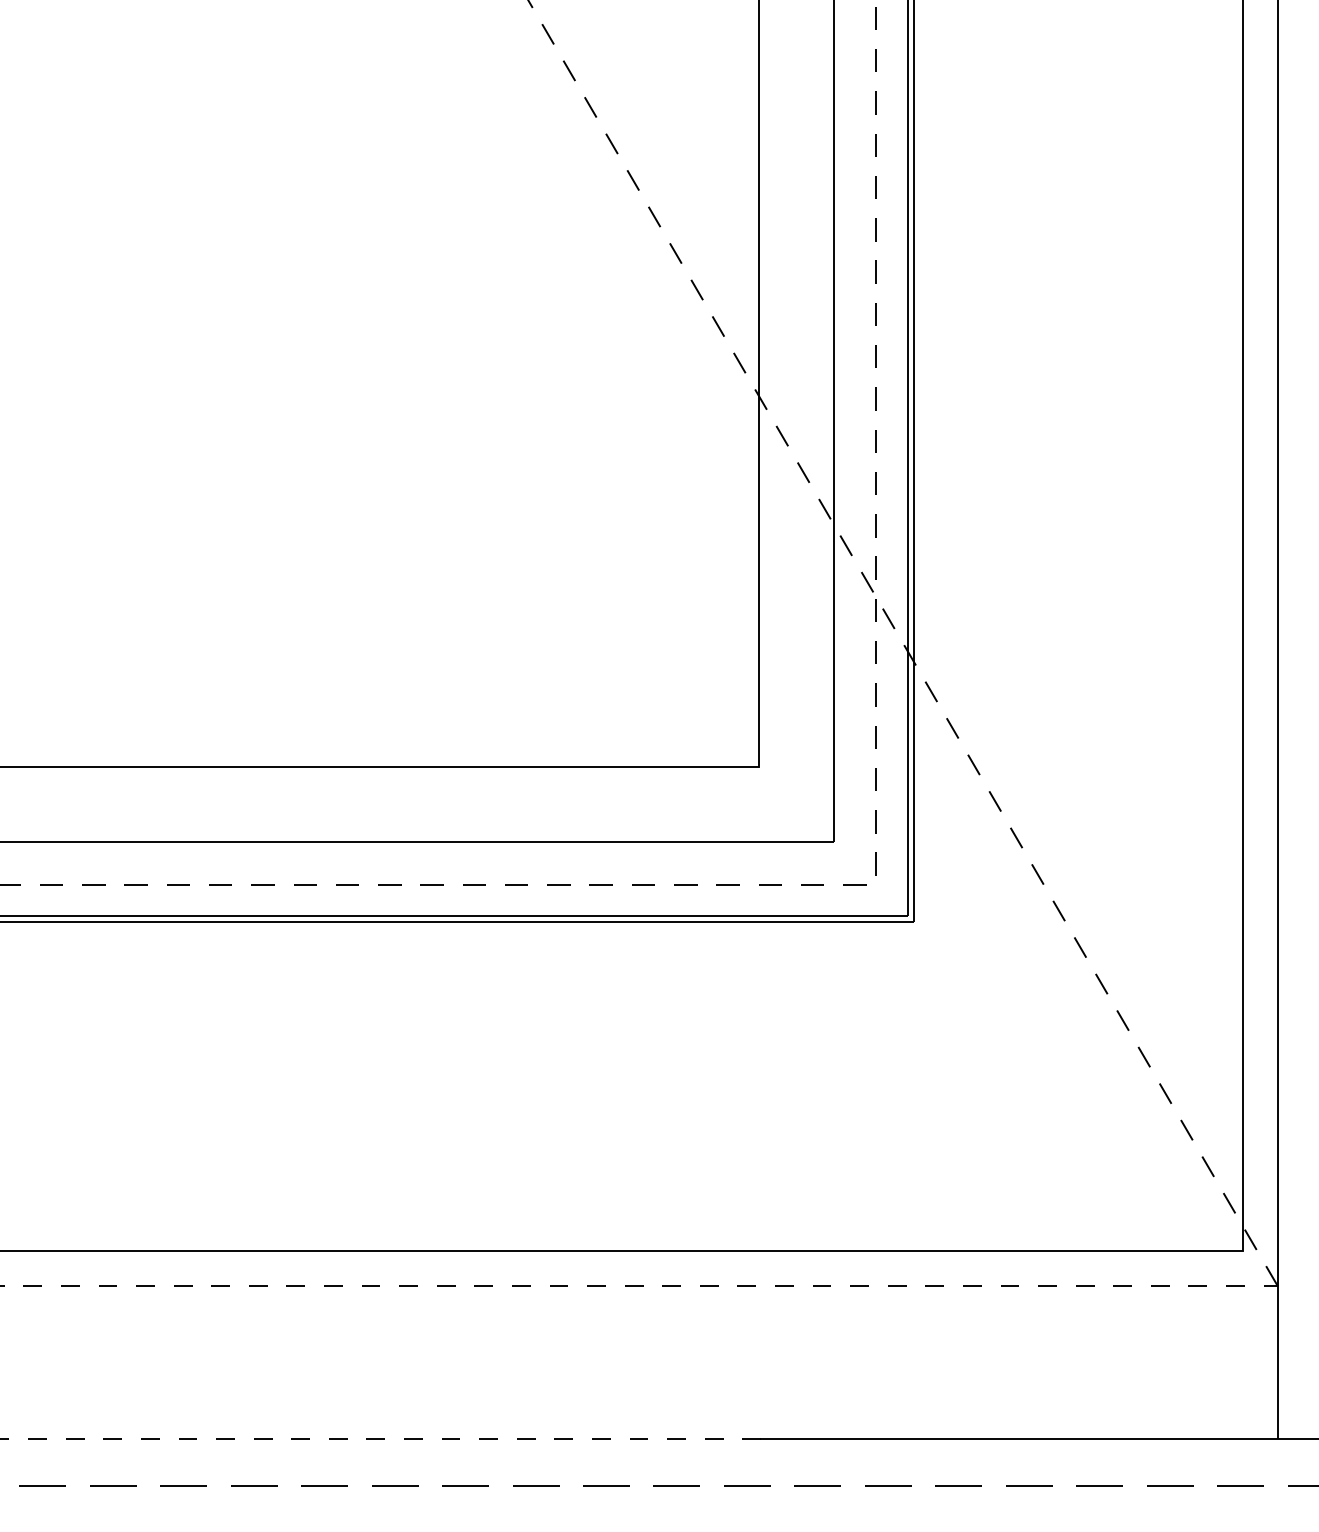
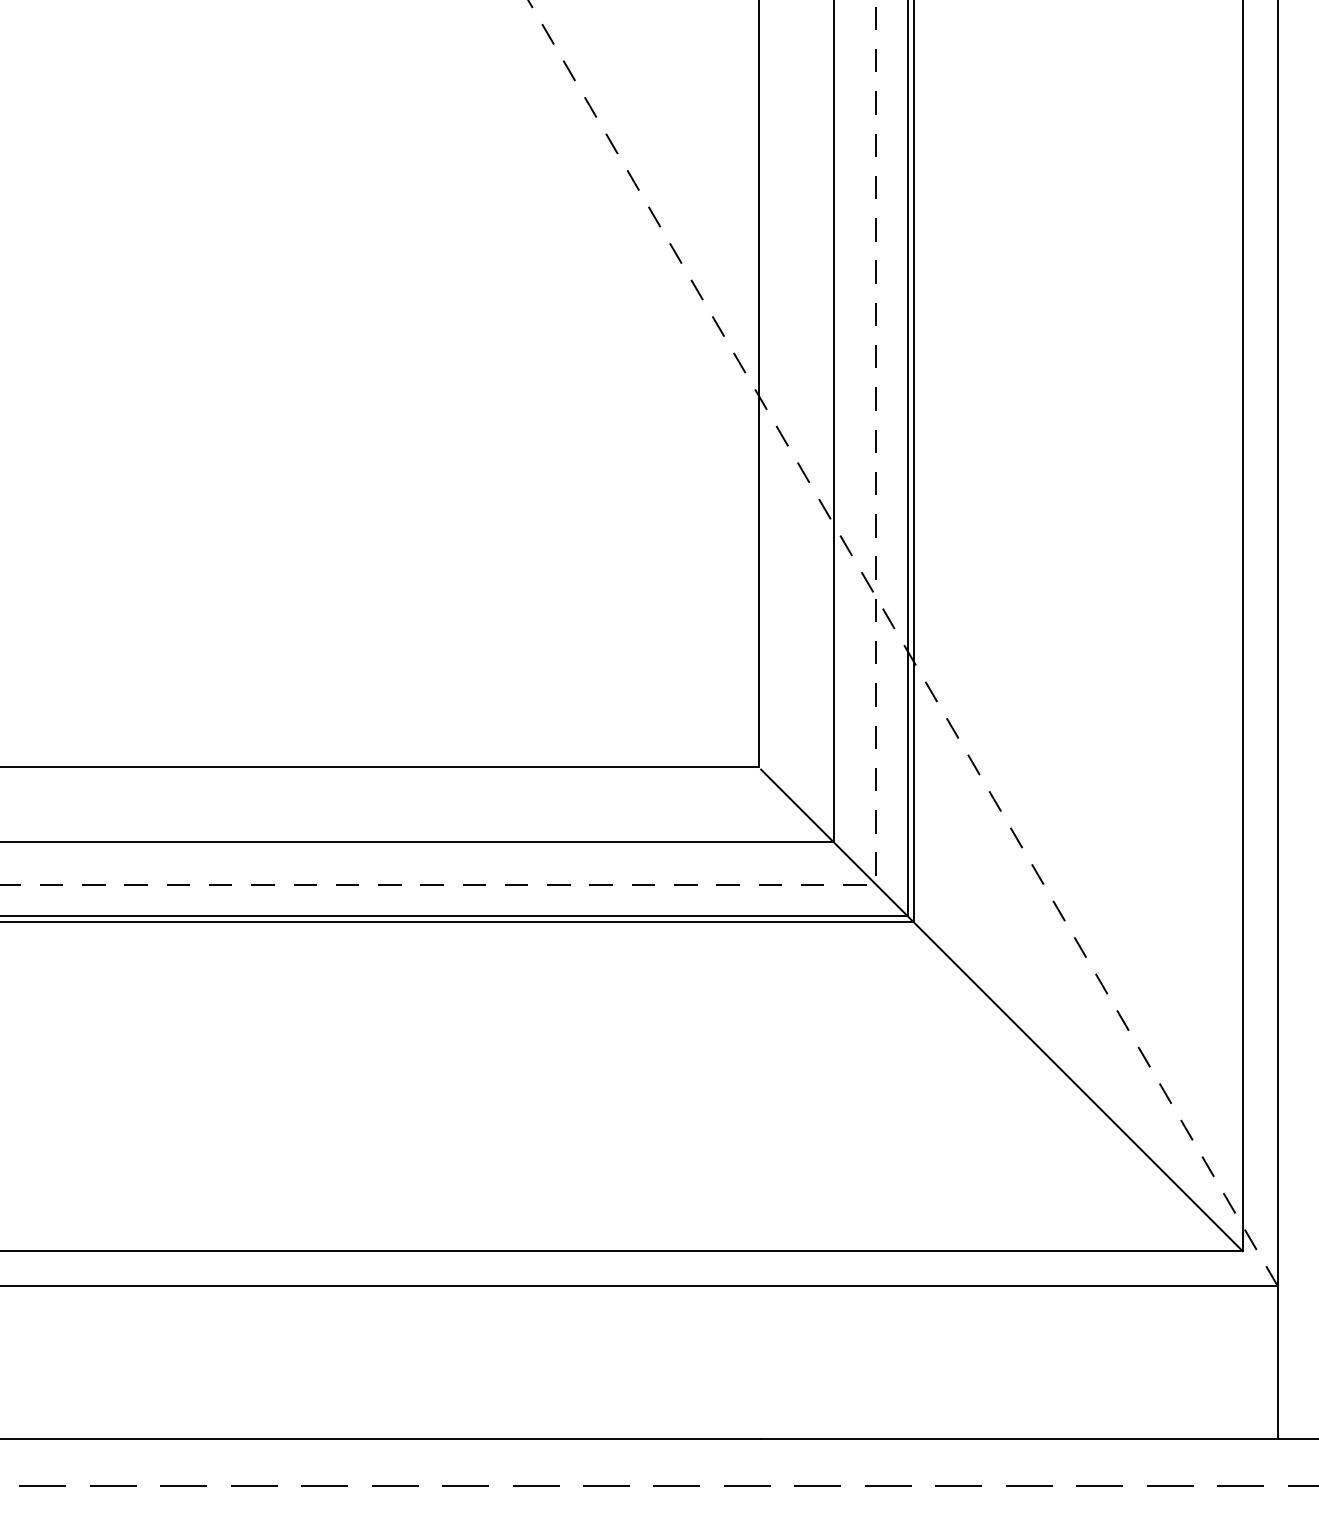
line: none -> present (1001, 1010)
line: dashed -> solid (639, 1286)
line: dashed -> solid (380, 1439)
